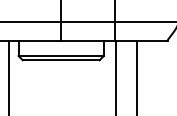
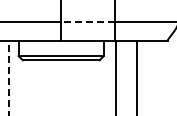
line: solid -> dashed (88, 21)
line: solid -> dashed (9, 78)
